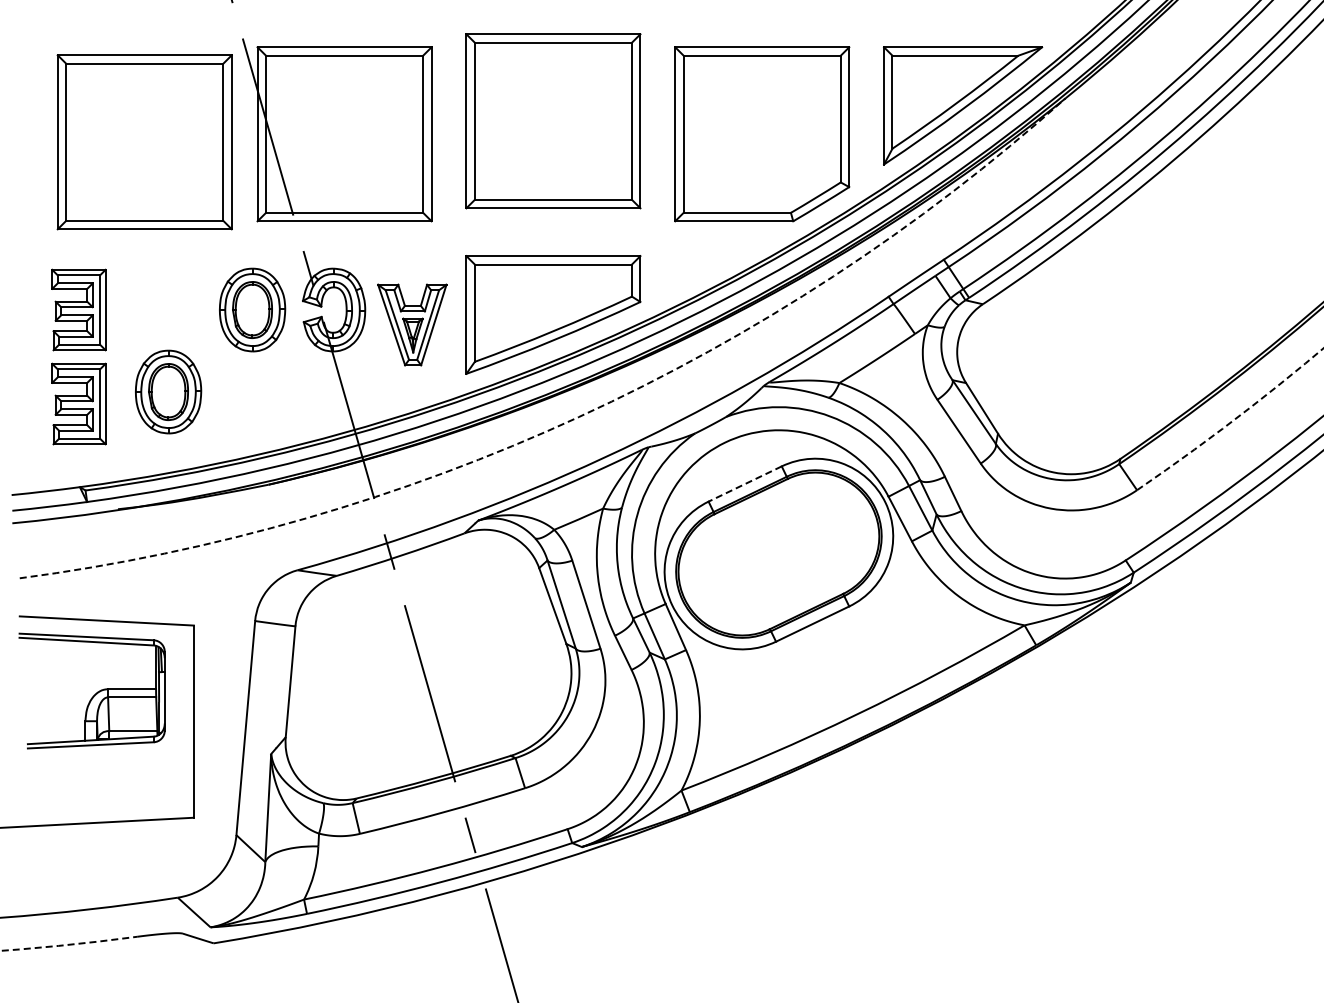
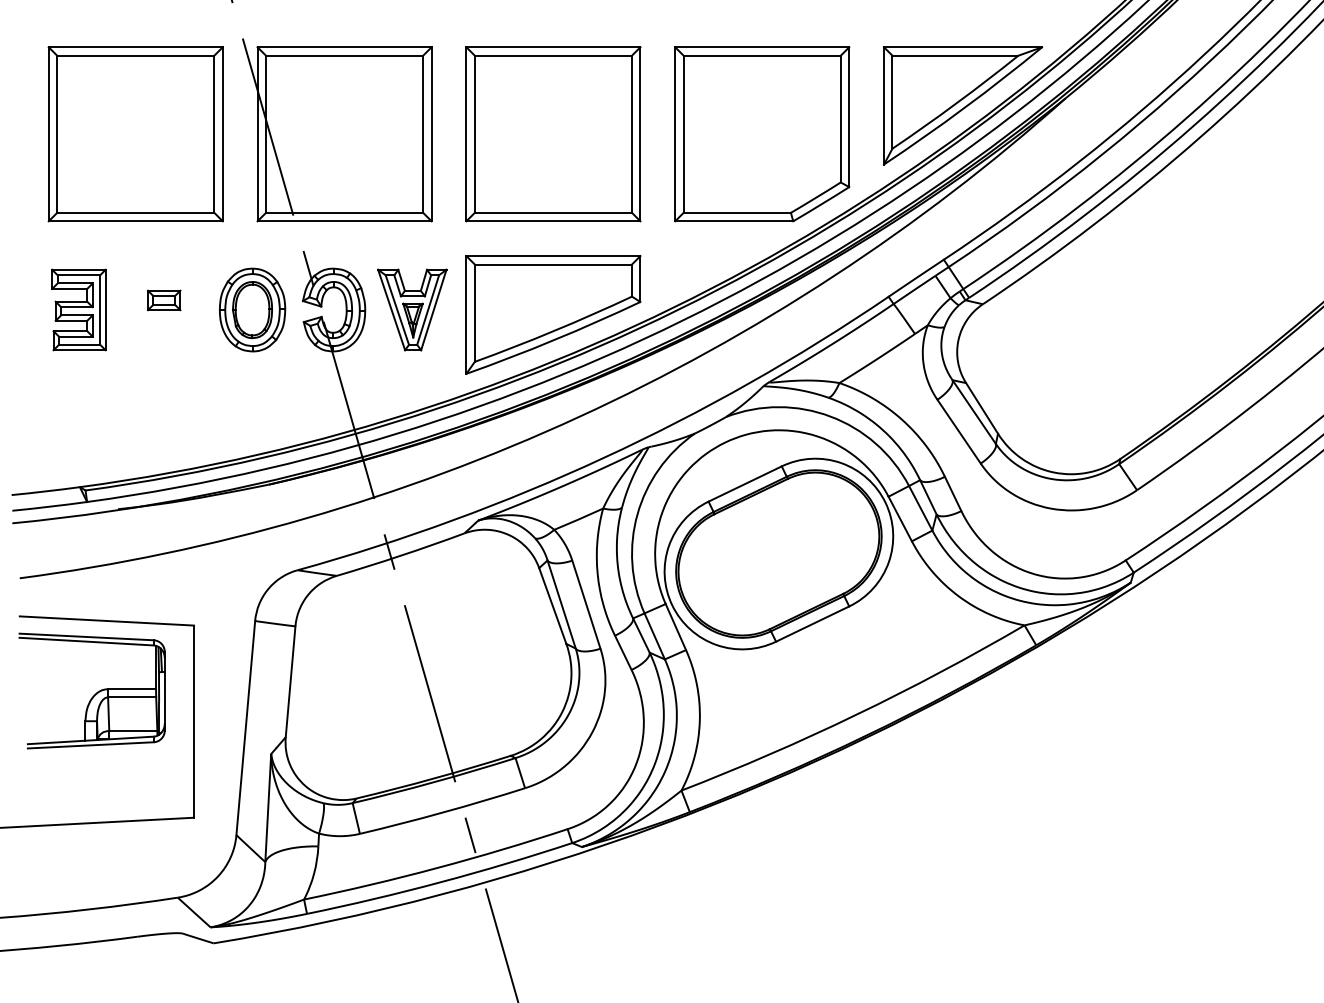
part position: (553, 121) -> (553, 134) (553, 134)
part position: (144, 142) -> (135, 134) (135, 134)
part: none -> present (164, 300)
part position: (412, 324) -> (412, 309) (412, 309)
part: present -> none (168, 391)
part: present -> none (78, 403)
arc: dashed -> solid (578, 417)
arc: dashed -> solid (1232, 421)
line: dashed -> solid (745, 484)
arc: dashed -> solid (68, 944)
